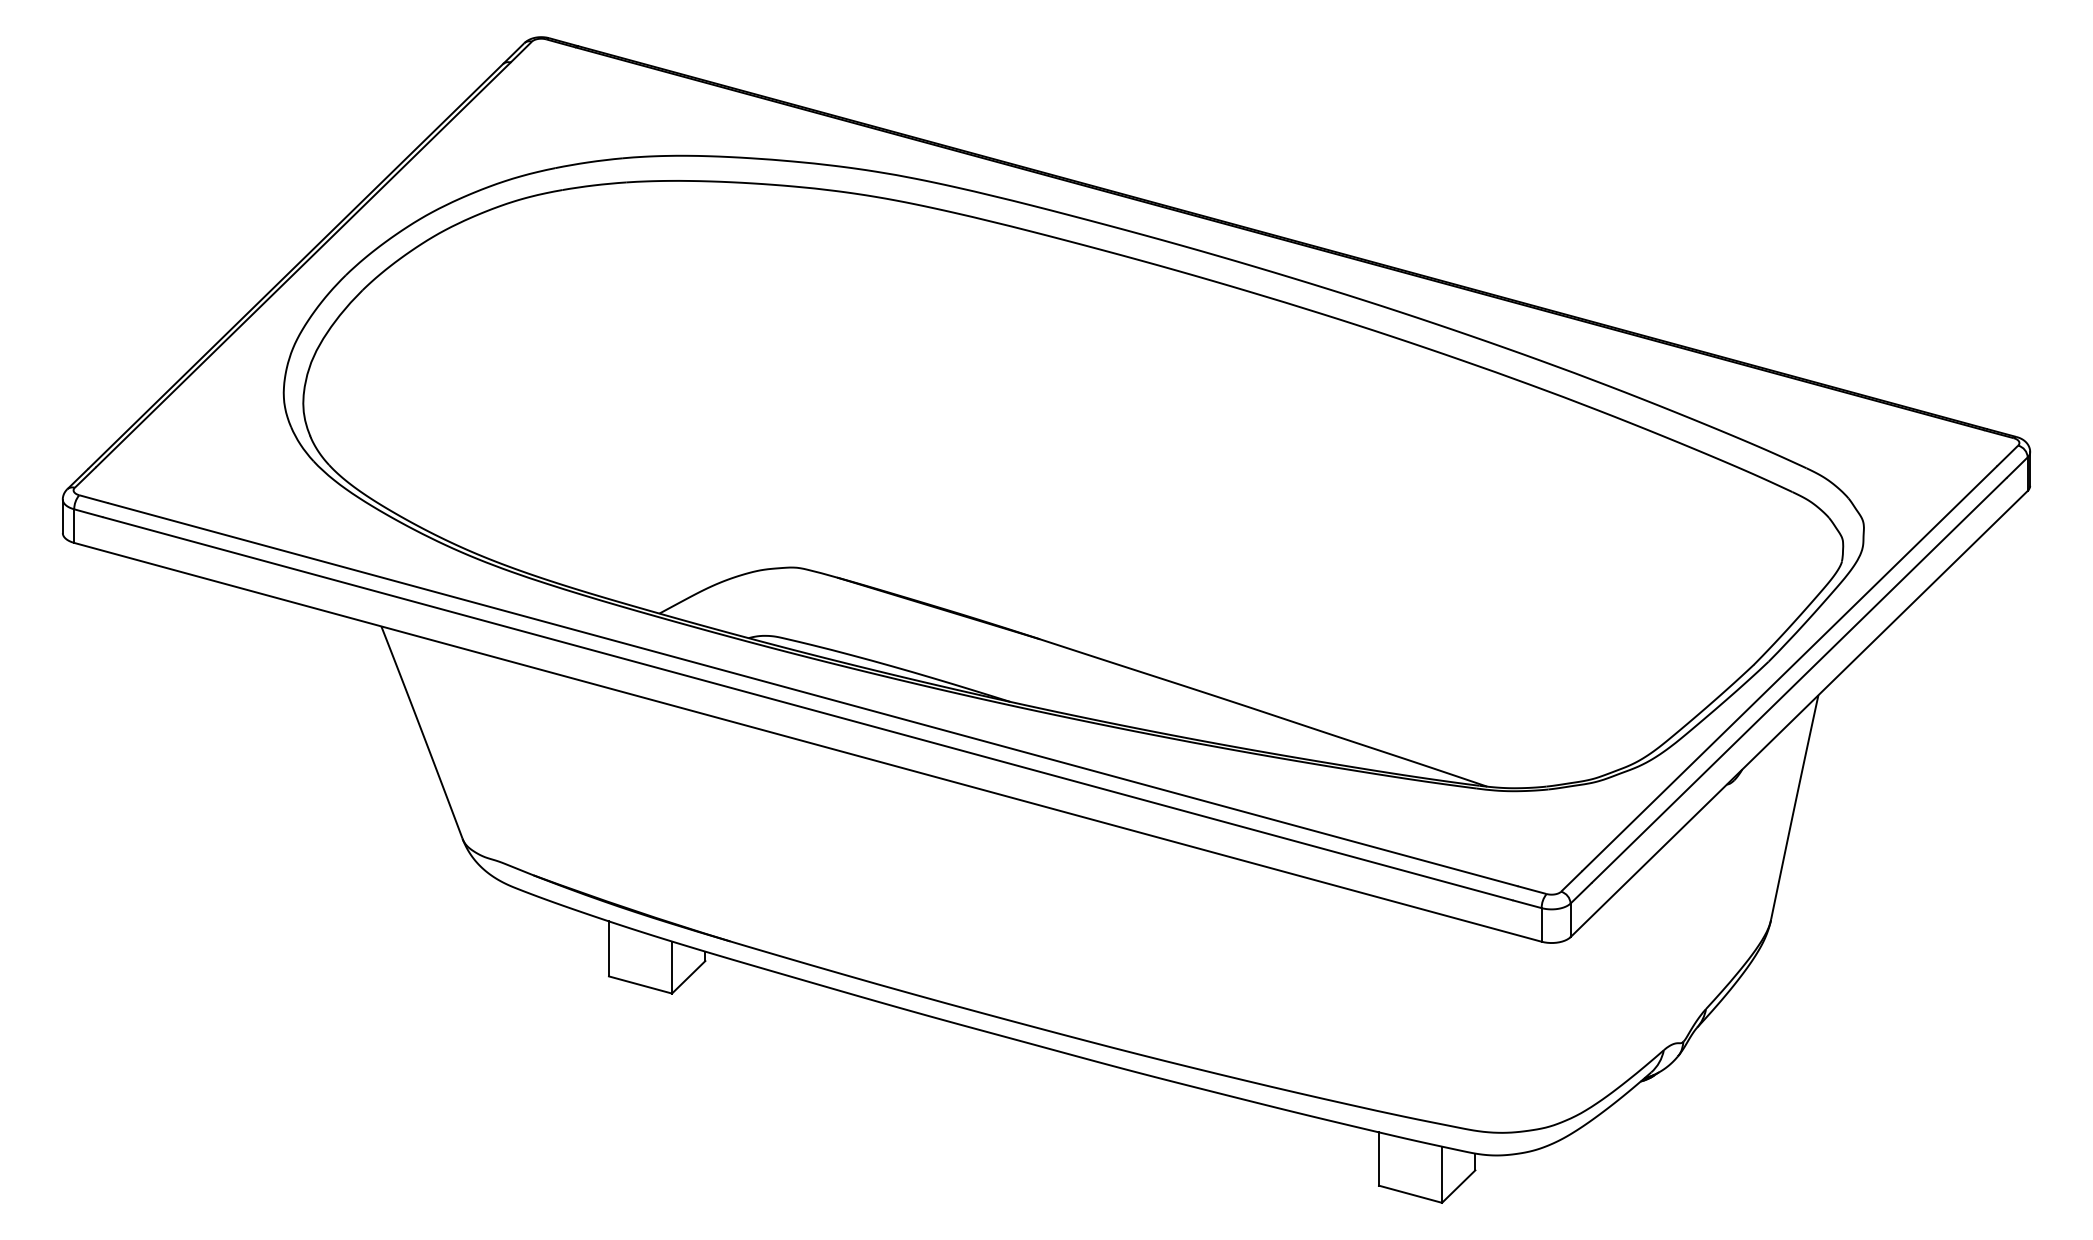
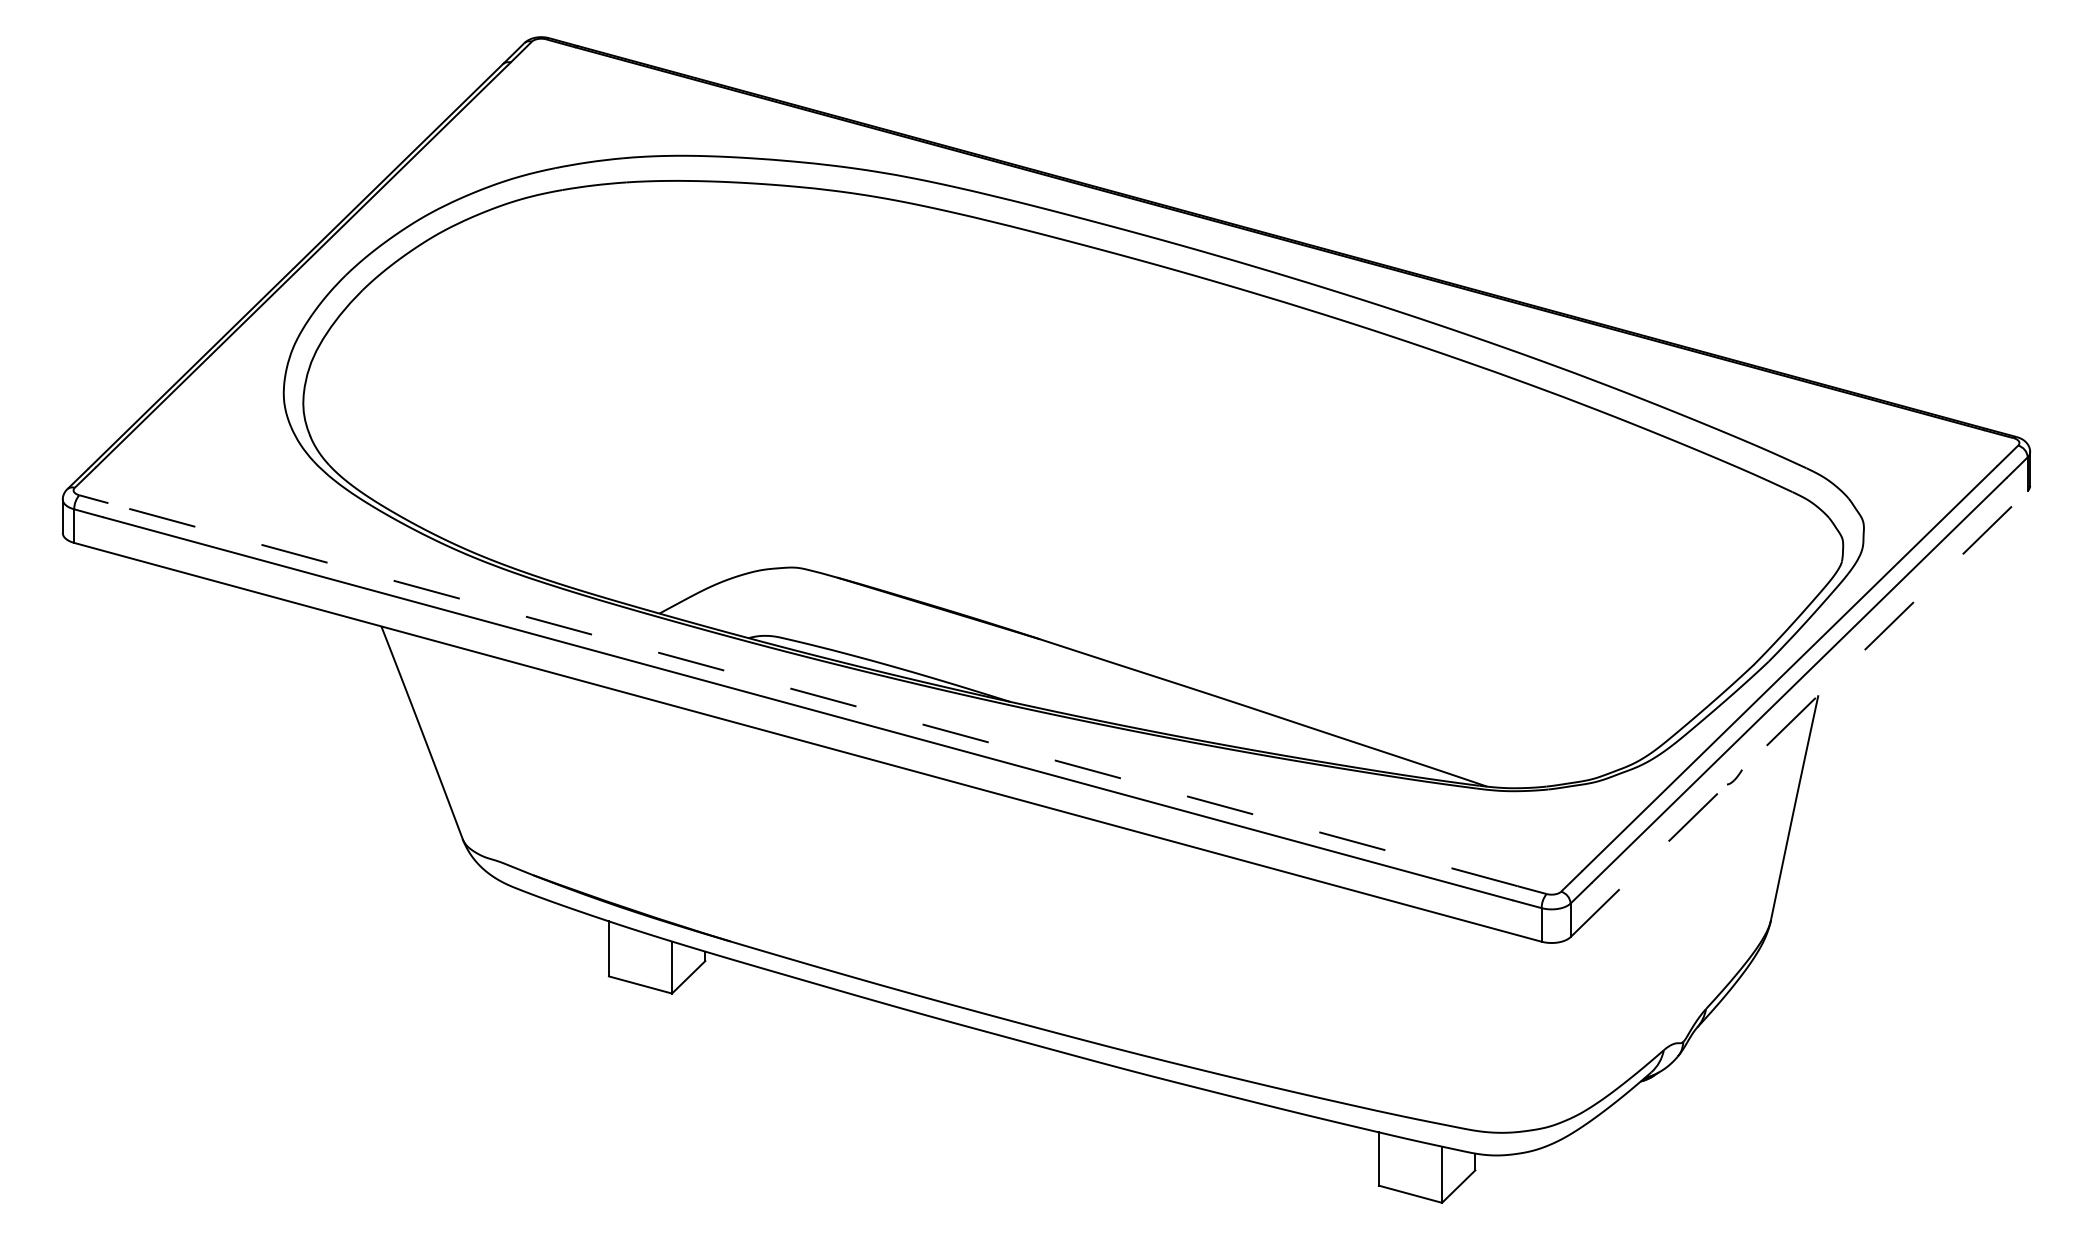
line: solid -> dashed (812, 694)
line: solid -> dashed (1799, 713)
